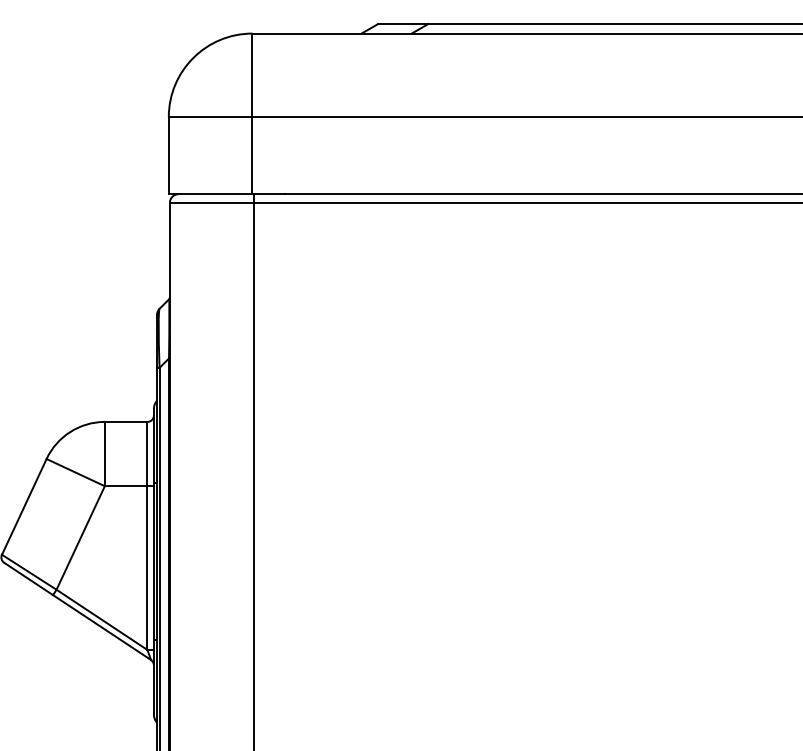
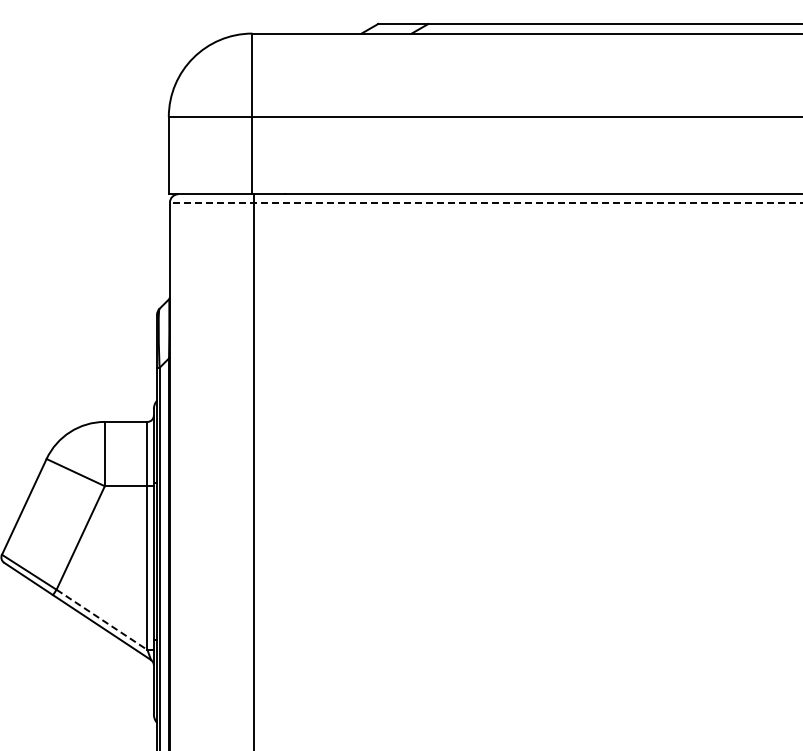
line: solid -> dashed (485, 202)
line: solid -> dashed (102, 619)
